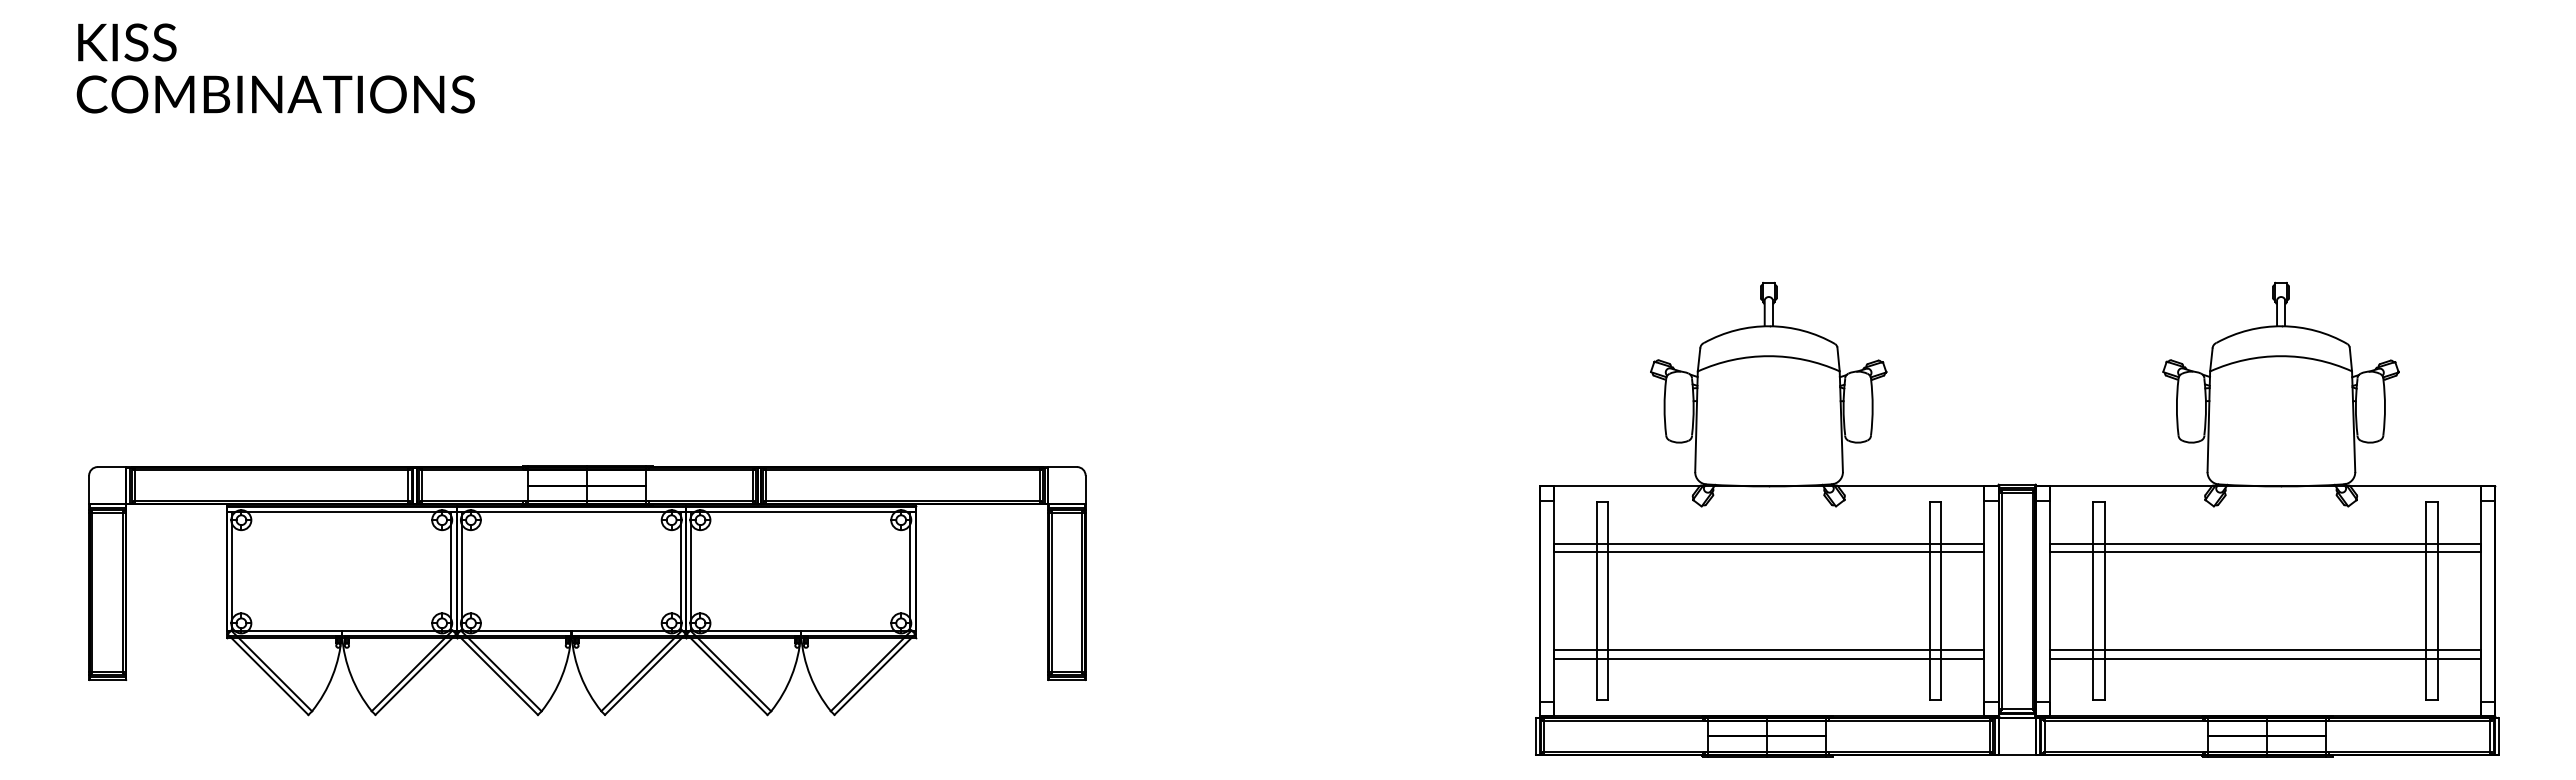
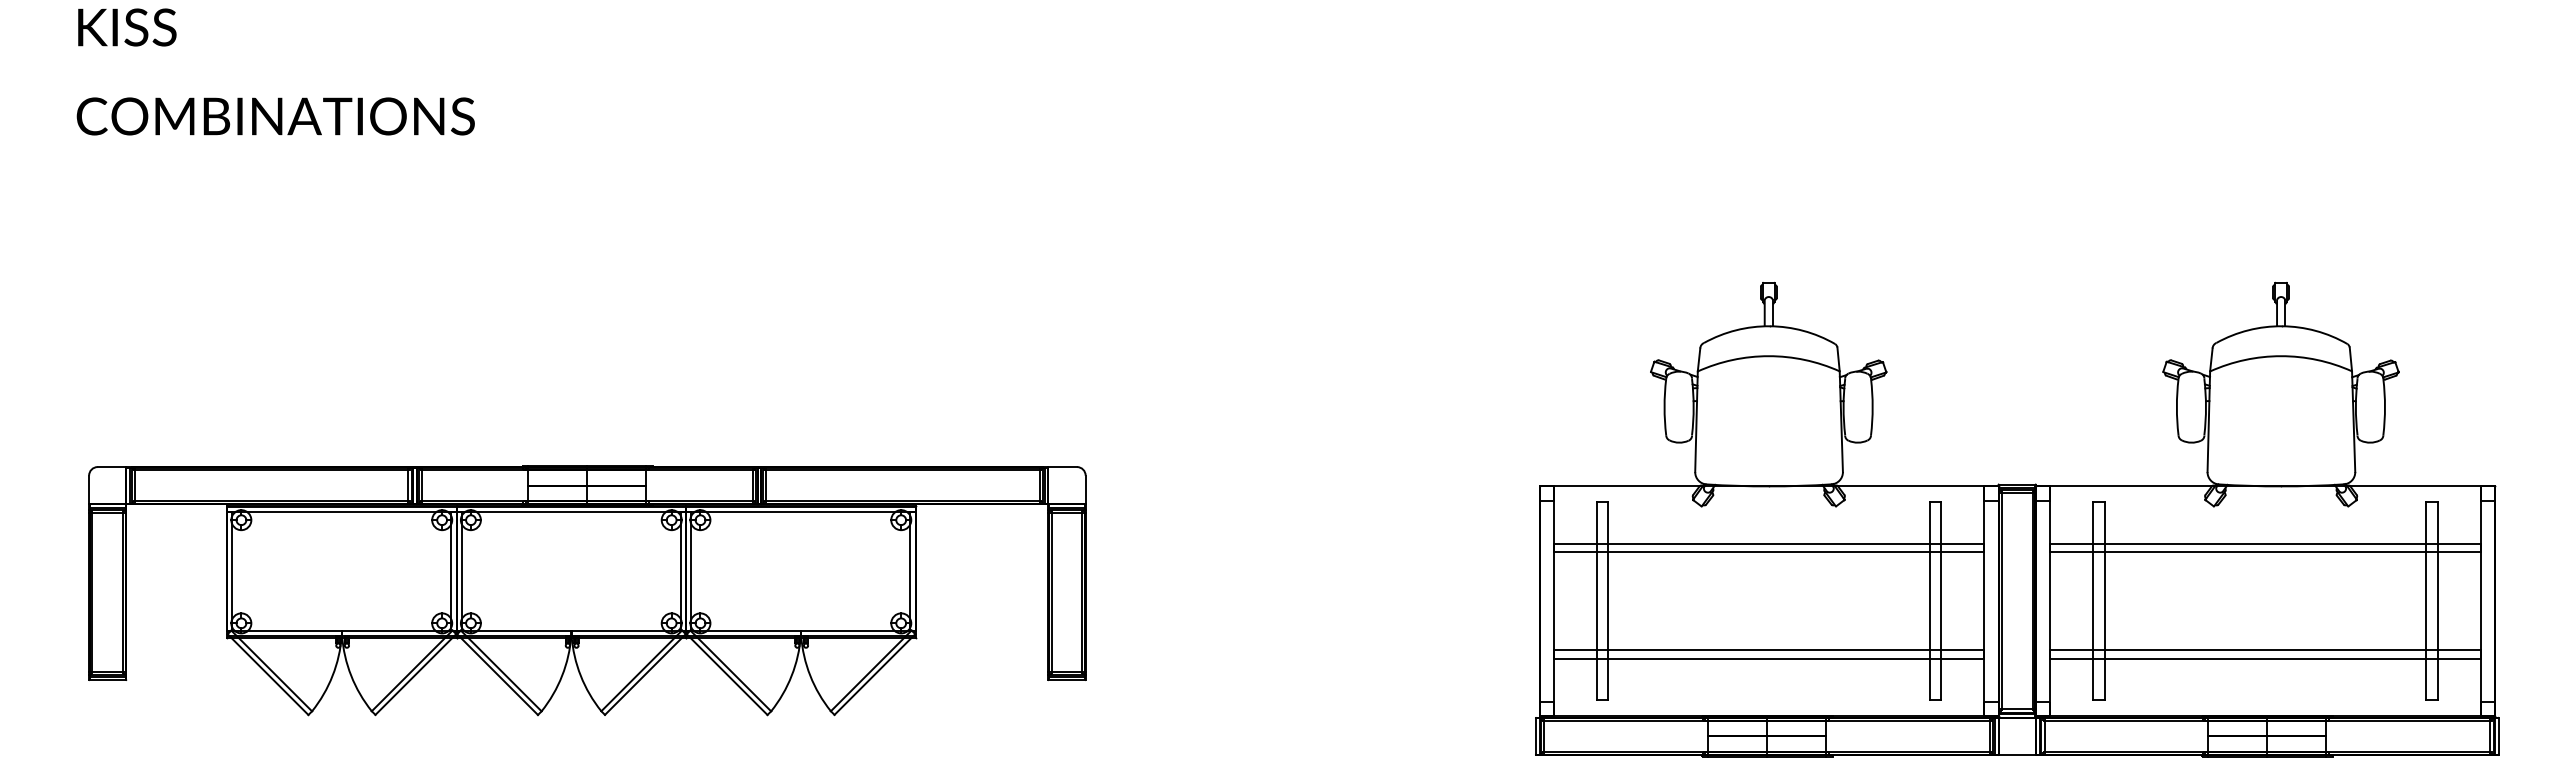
text position: (127, 42) -> (127, 27) (127, 27)
text position: (275, 94) -> (275, 116) (275, 116)
